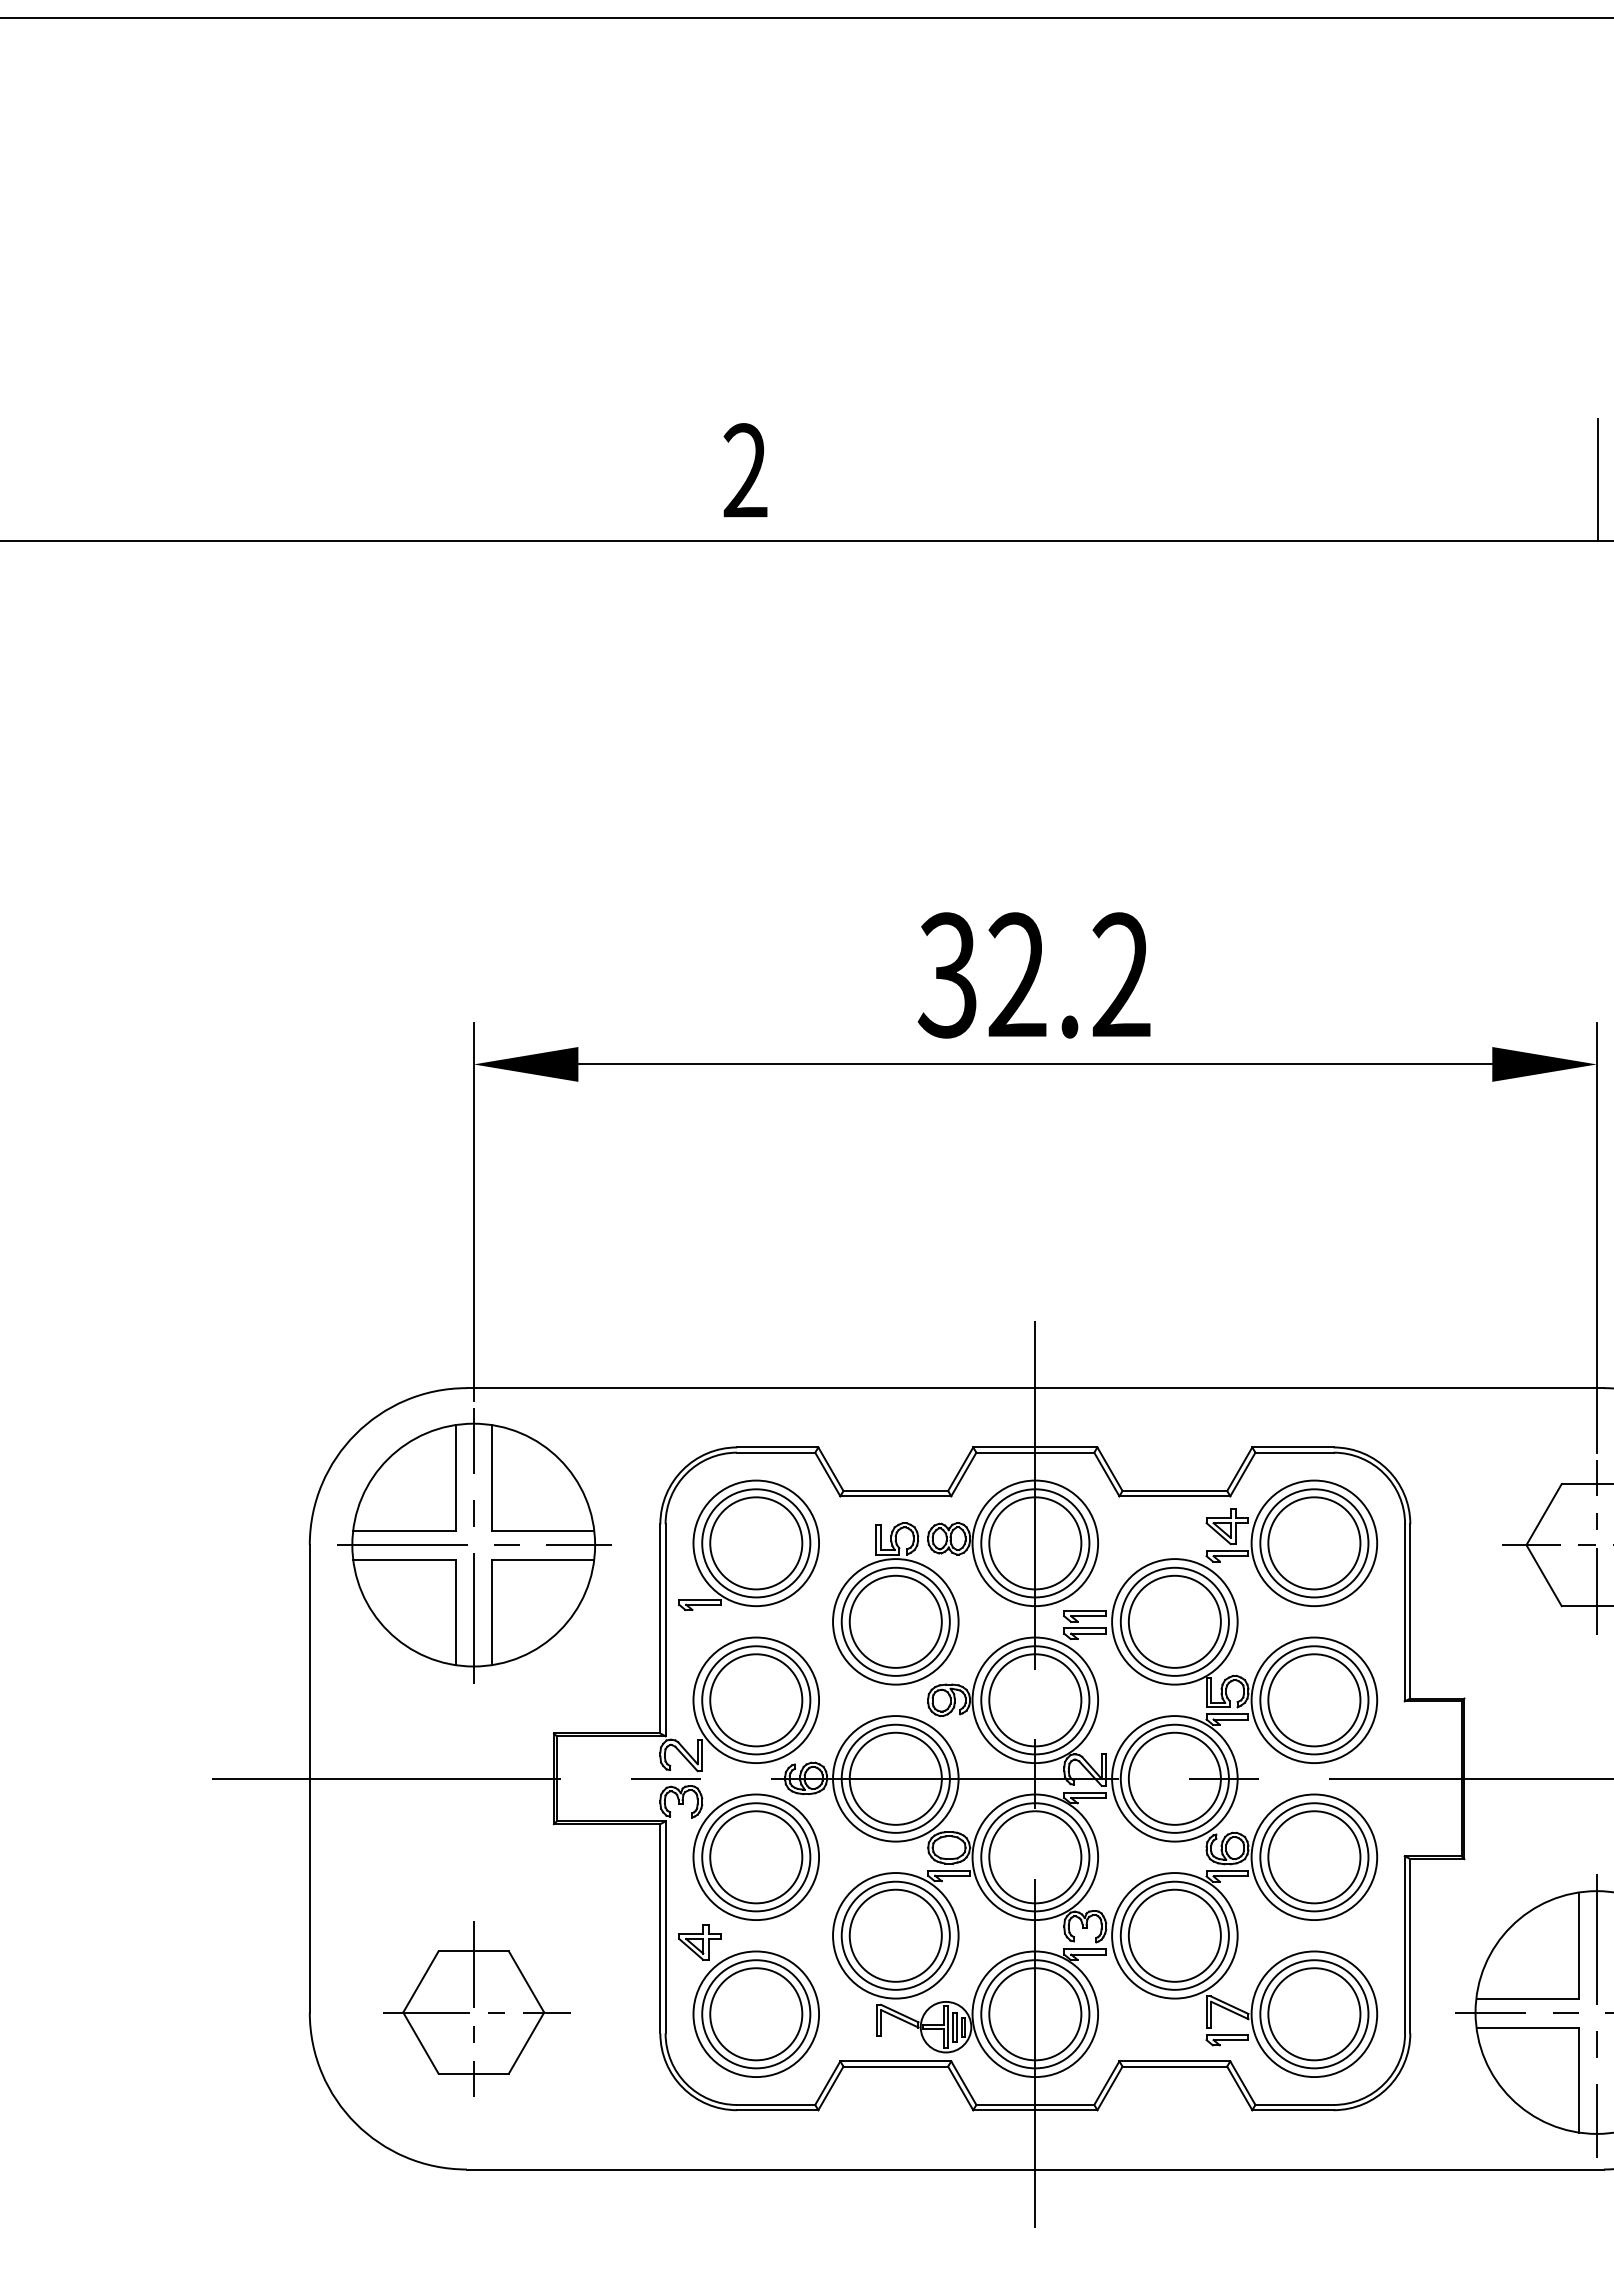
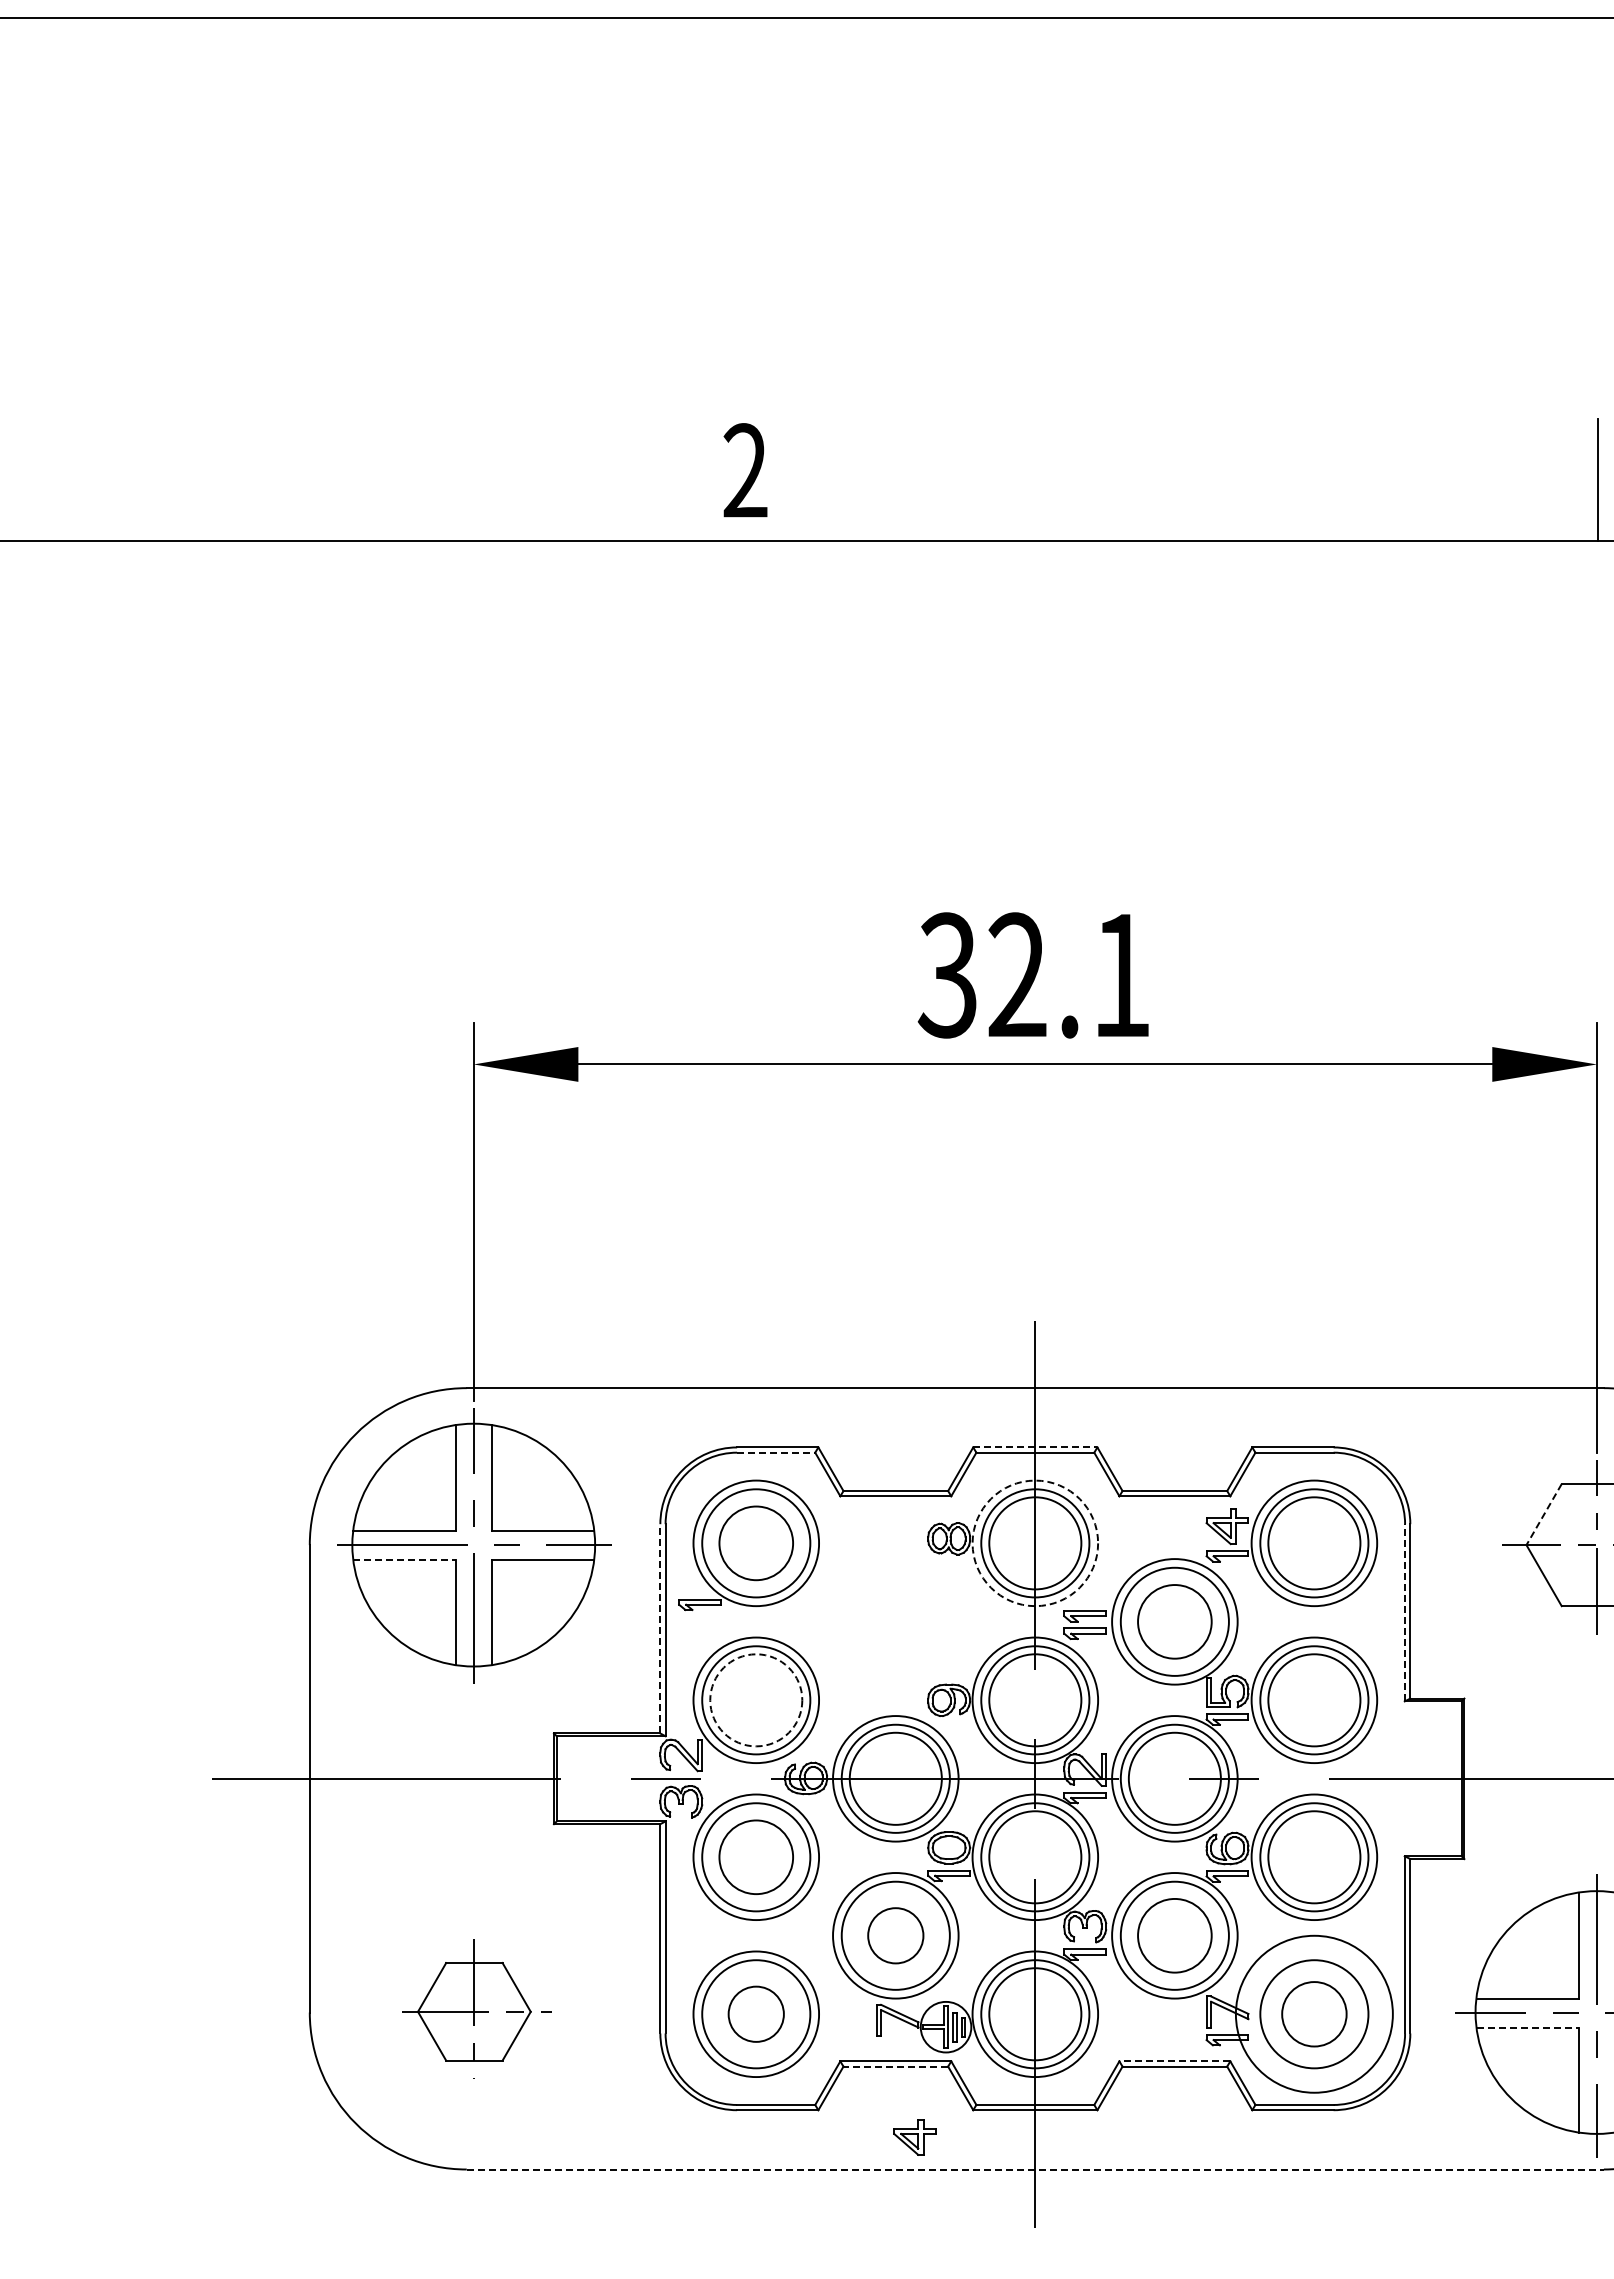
text: 32.2 -> 32.1 (1121, 974)
line: solid -> dashed (1035, 1447)
line: solid -> dashed (776, 1452)
line: solid -> dashed (1543, 1515)
circle diameter: 92 px -> 74 px (756, 1543)
circle: solid -> dashed (1035, 1543)
line: solid -> dashed (404, 1560)
part: present -> none (895, 1603)
line: solid -> dashed (1404, 1612)
circle diameter: 92 px -> 74 px (1174, 1621)
line: solid -> dashed (660, 1628)
circle: solid -> dashed (756, 1700)
circle diameter: 92 px -> 74 px (756, 1857)
circle diameter: 92 px -> 55 px (895, 1935)
circle diameter: 92 px -> 74 px (1174, 1935)
part position: (699, 1942) -> (914, 2137) (914, 2137)
part size: 188x176 px -> 150x140 px (476, 2008)
circle diameter: 92 px -> 55 px (755, 2013)
circle diameter: 126 px -> 157 px (1313, 2013)
circle diameter: 92 px -> 64 px (1314, 2014)
line: solid -> dashed (1528, 2027)
line: solid -> dashed (1174, 2061)
line: solid -> dashed (895, 2066)
line: solid -> dashed (1035, 2169)
